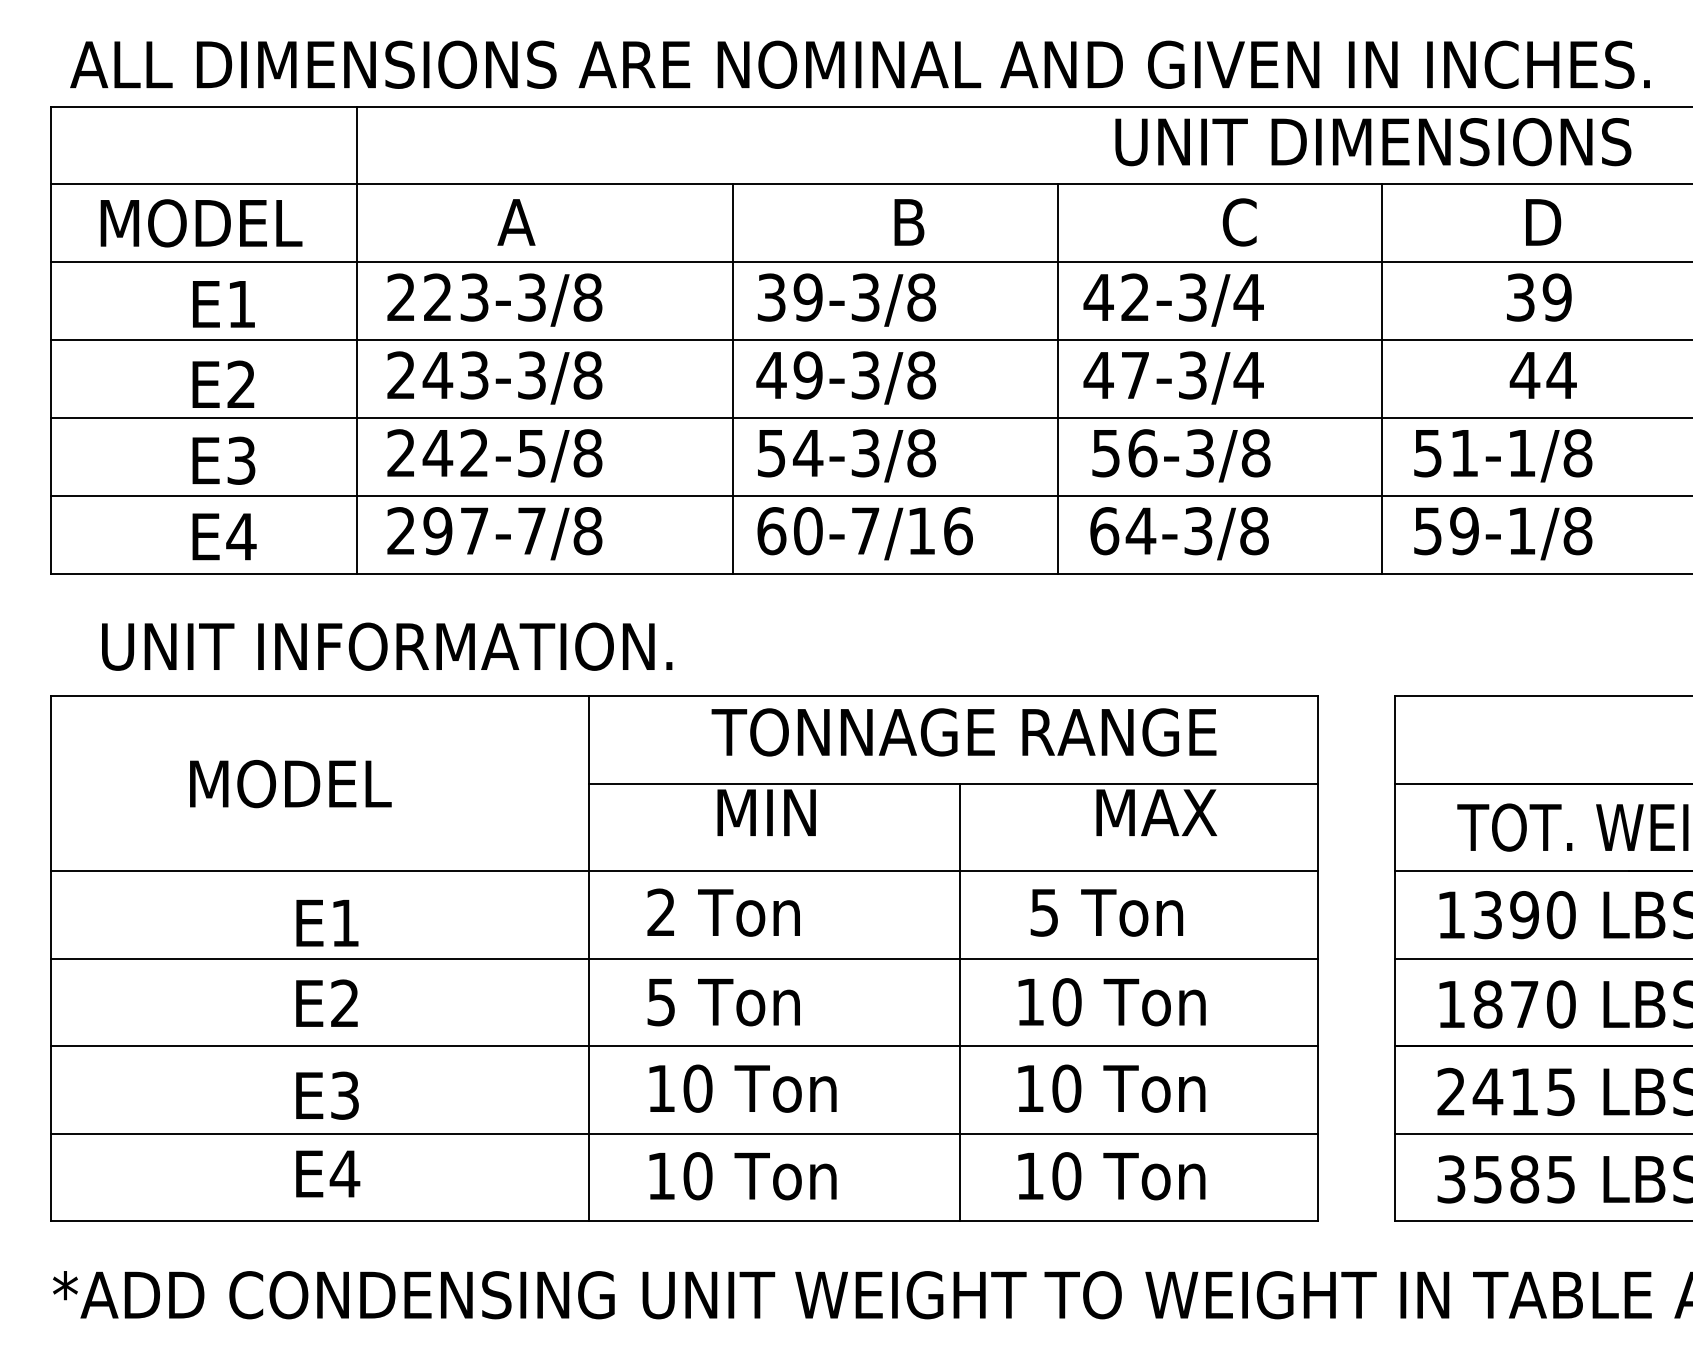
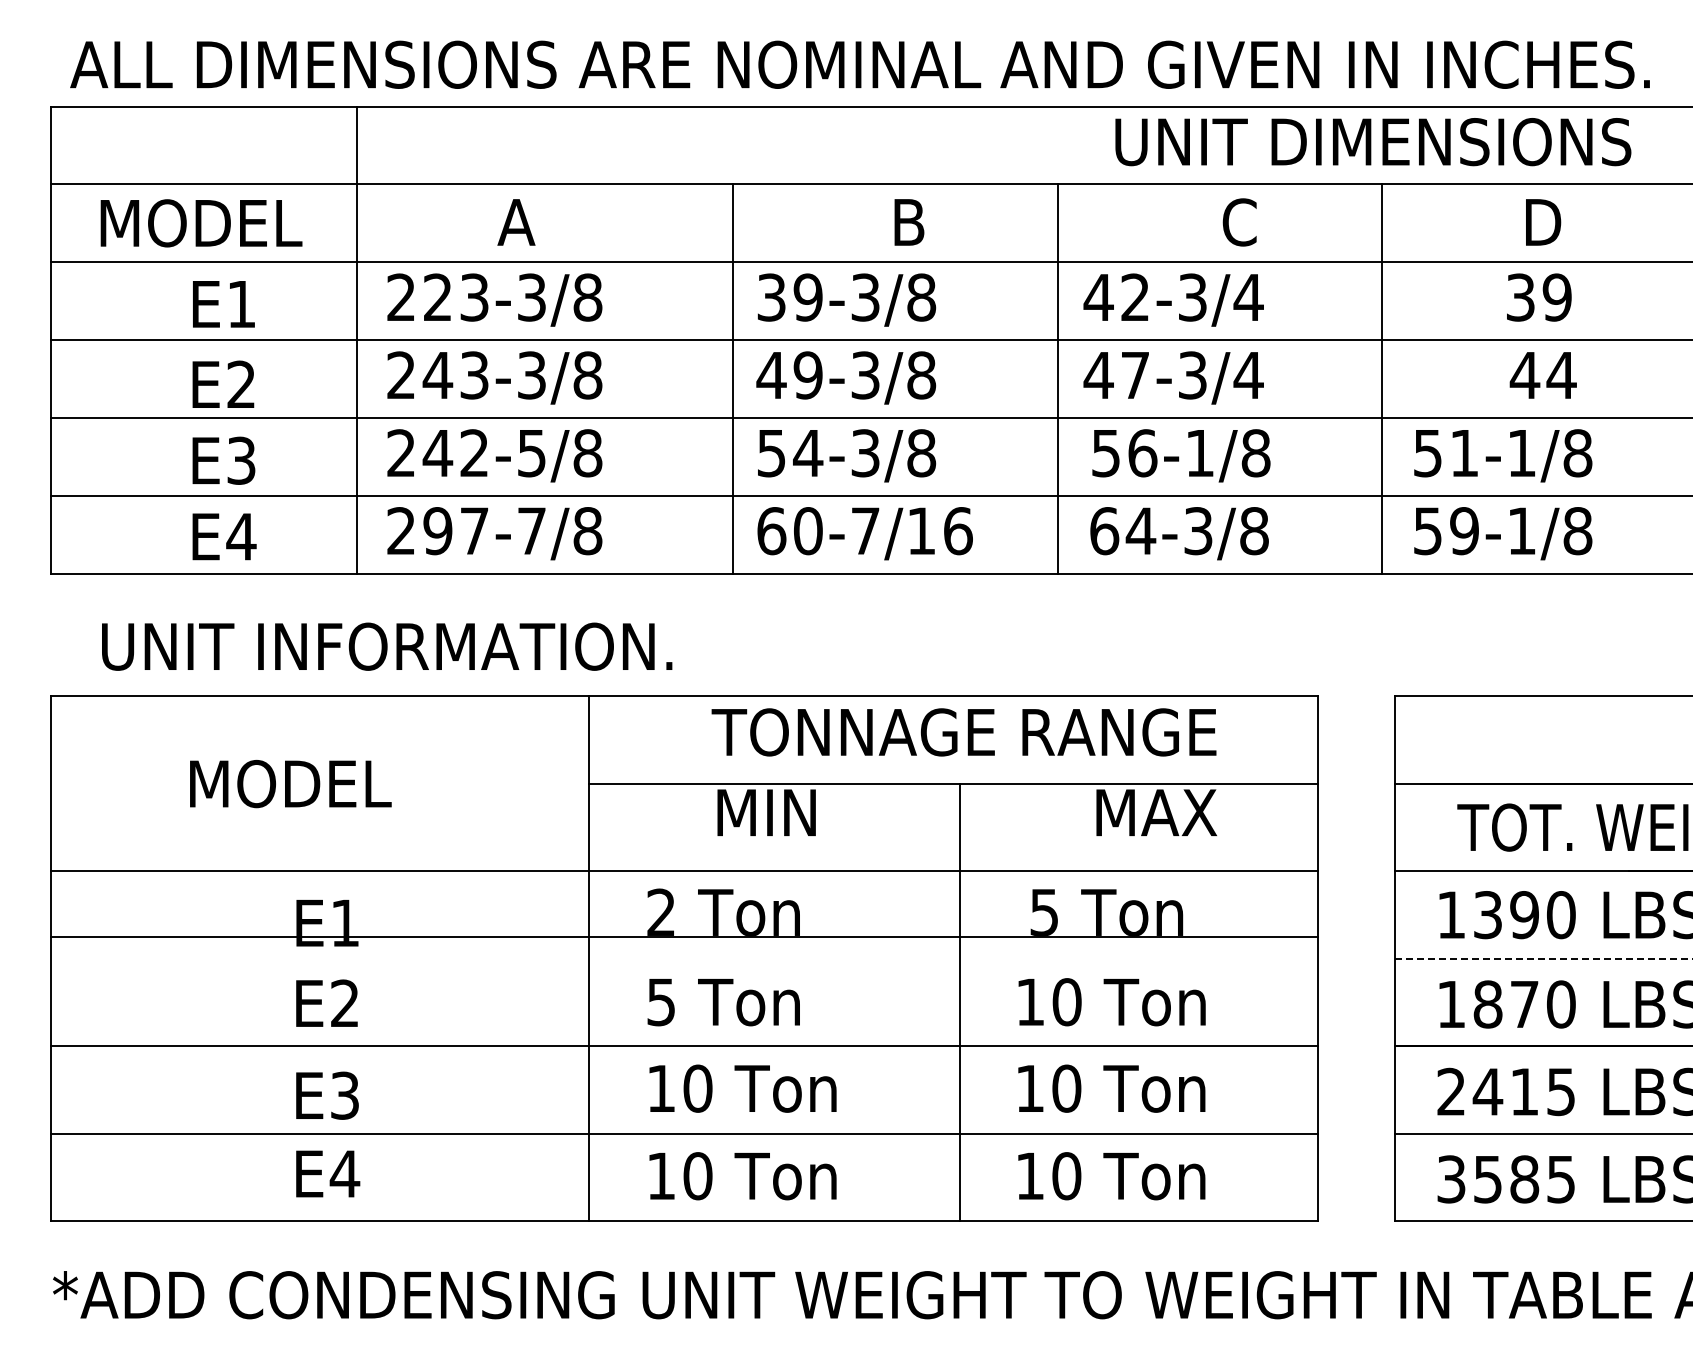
text: 56-3/8 -> 56-1/8 (1199, 453)
line position: (684, 958) -> (684, 936) (684, 936)
line: solid -> dashed (1544, 958)
